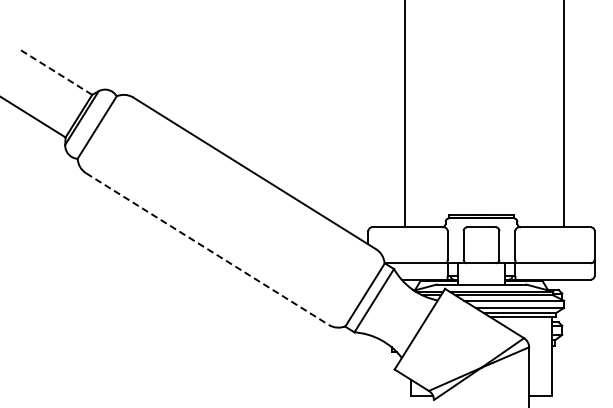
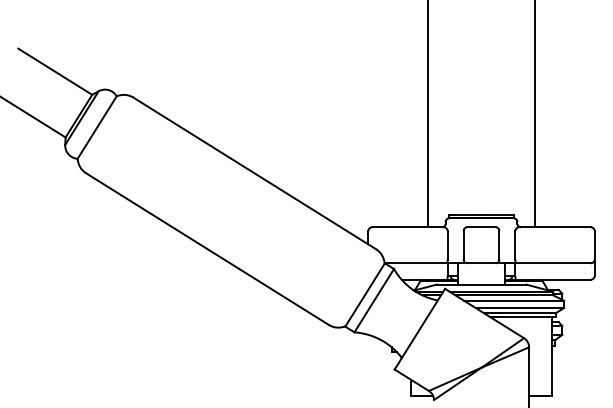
line: dashed -> solid (55, 71)
line position: (404, 114) -> (427, 114) (427, 114)
line position: (564, 114) -> (535, 114) (535, 114)
line: dashed -> solid (207, 249)
